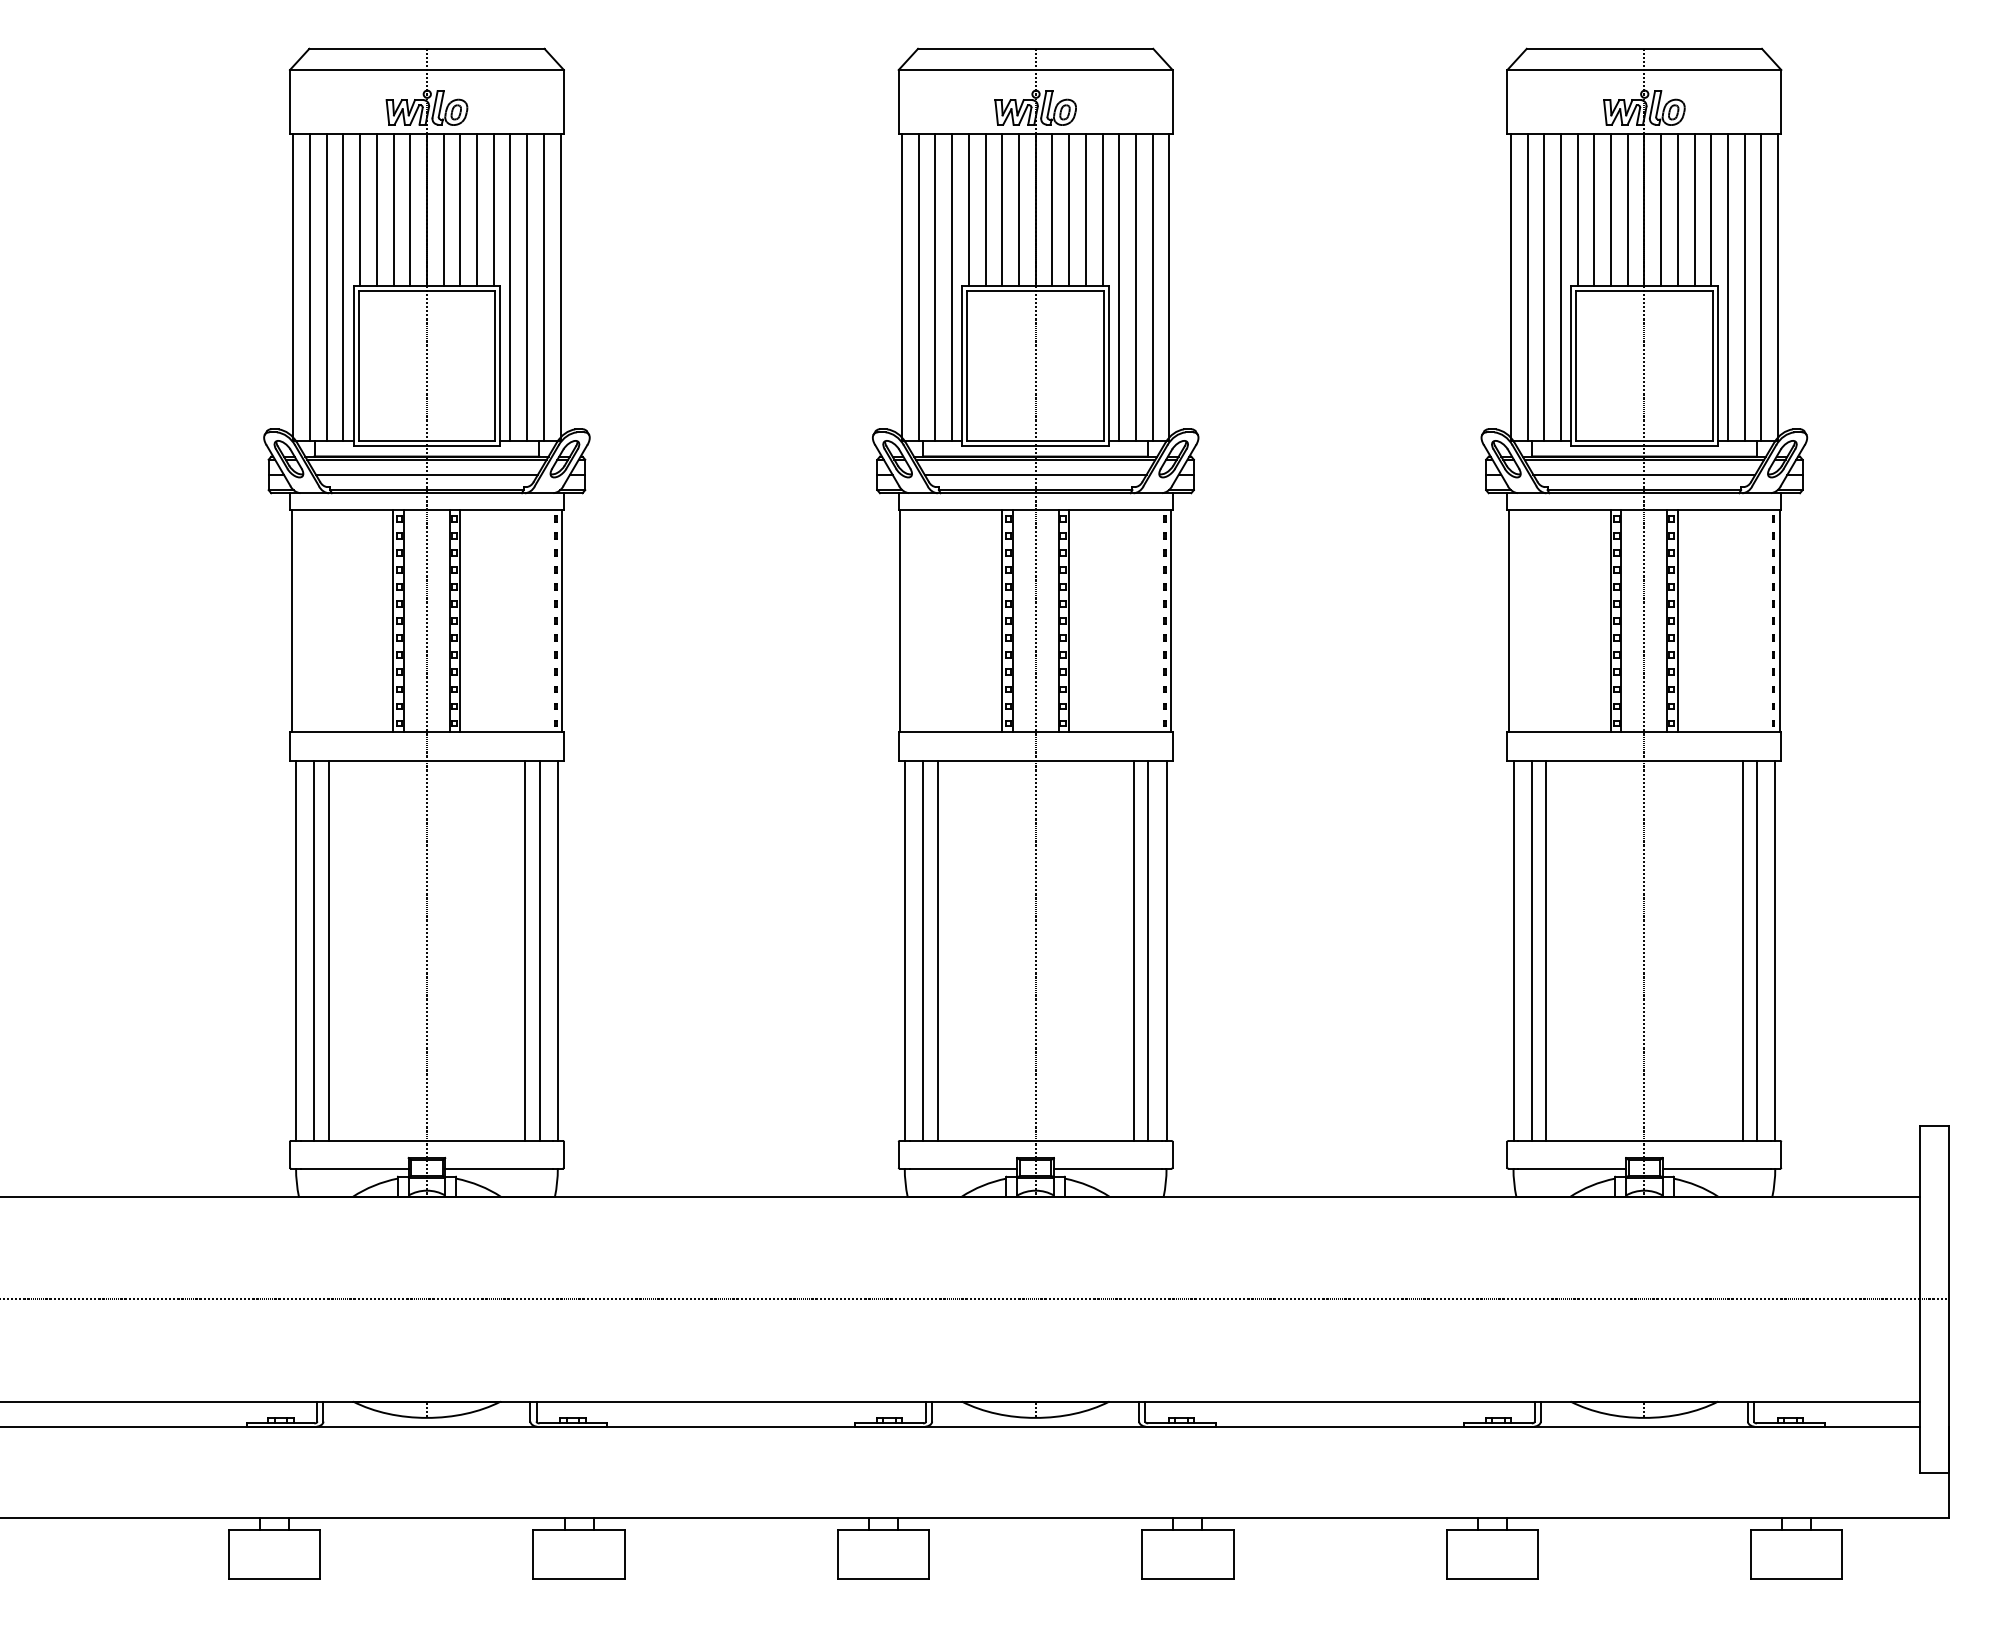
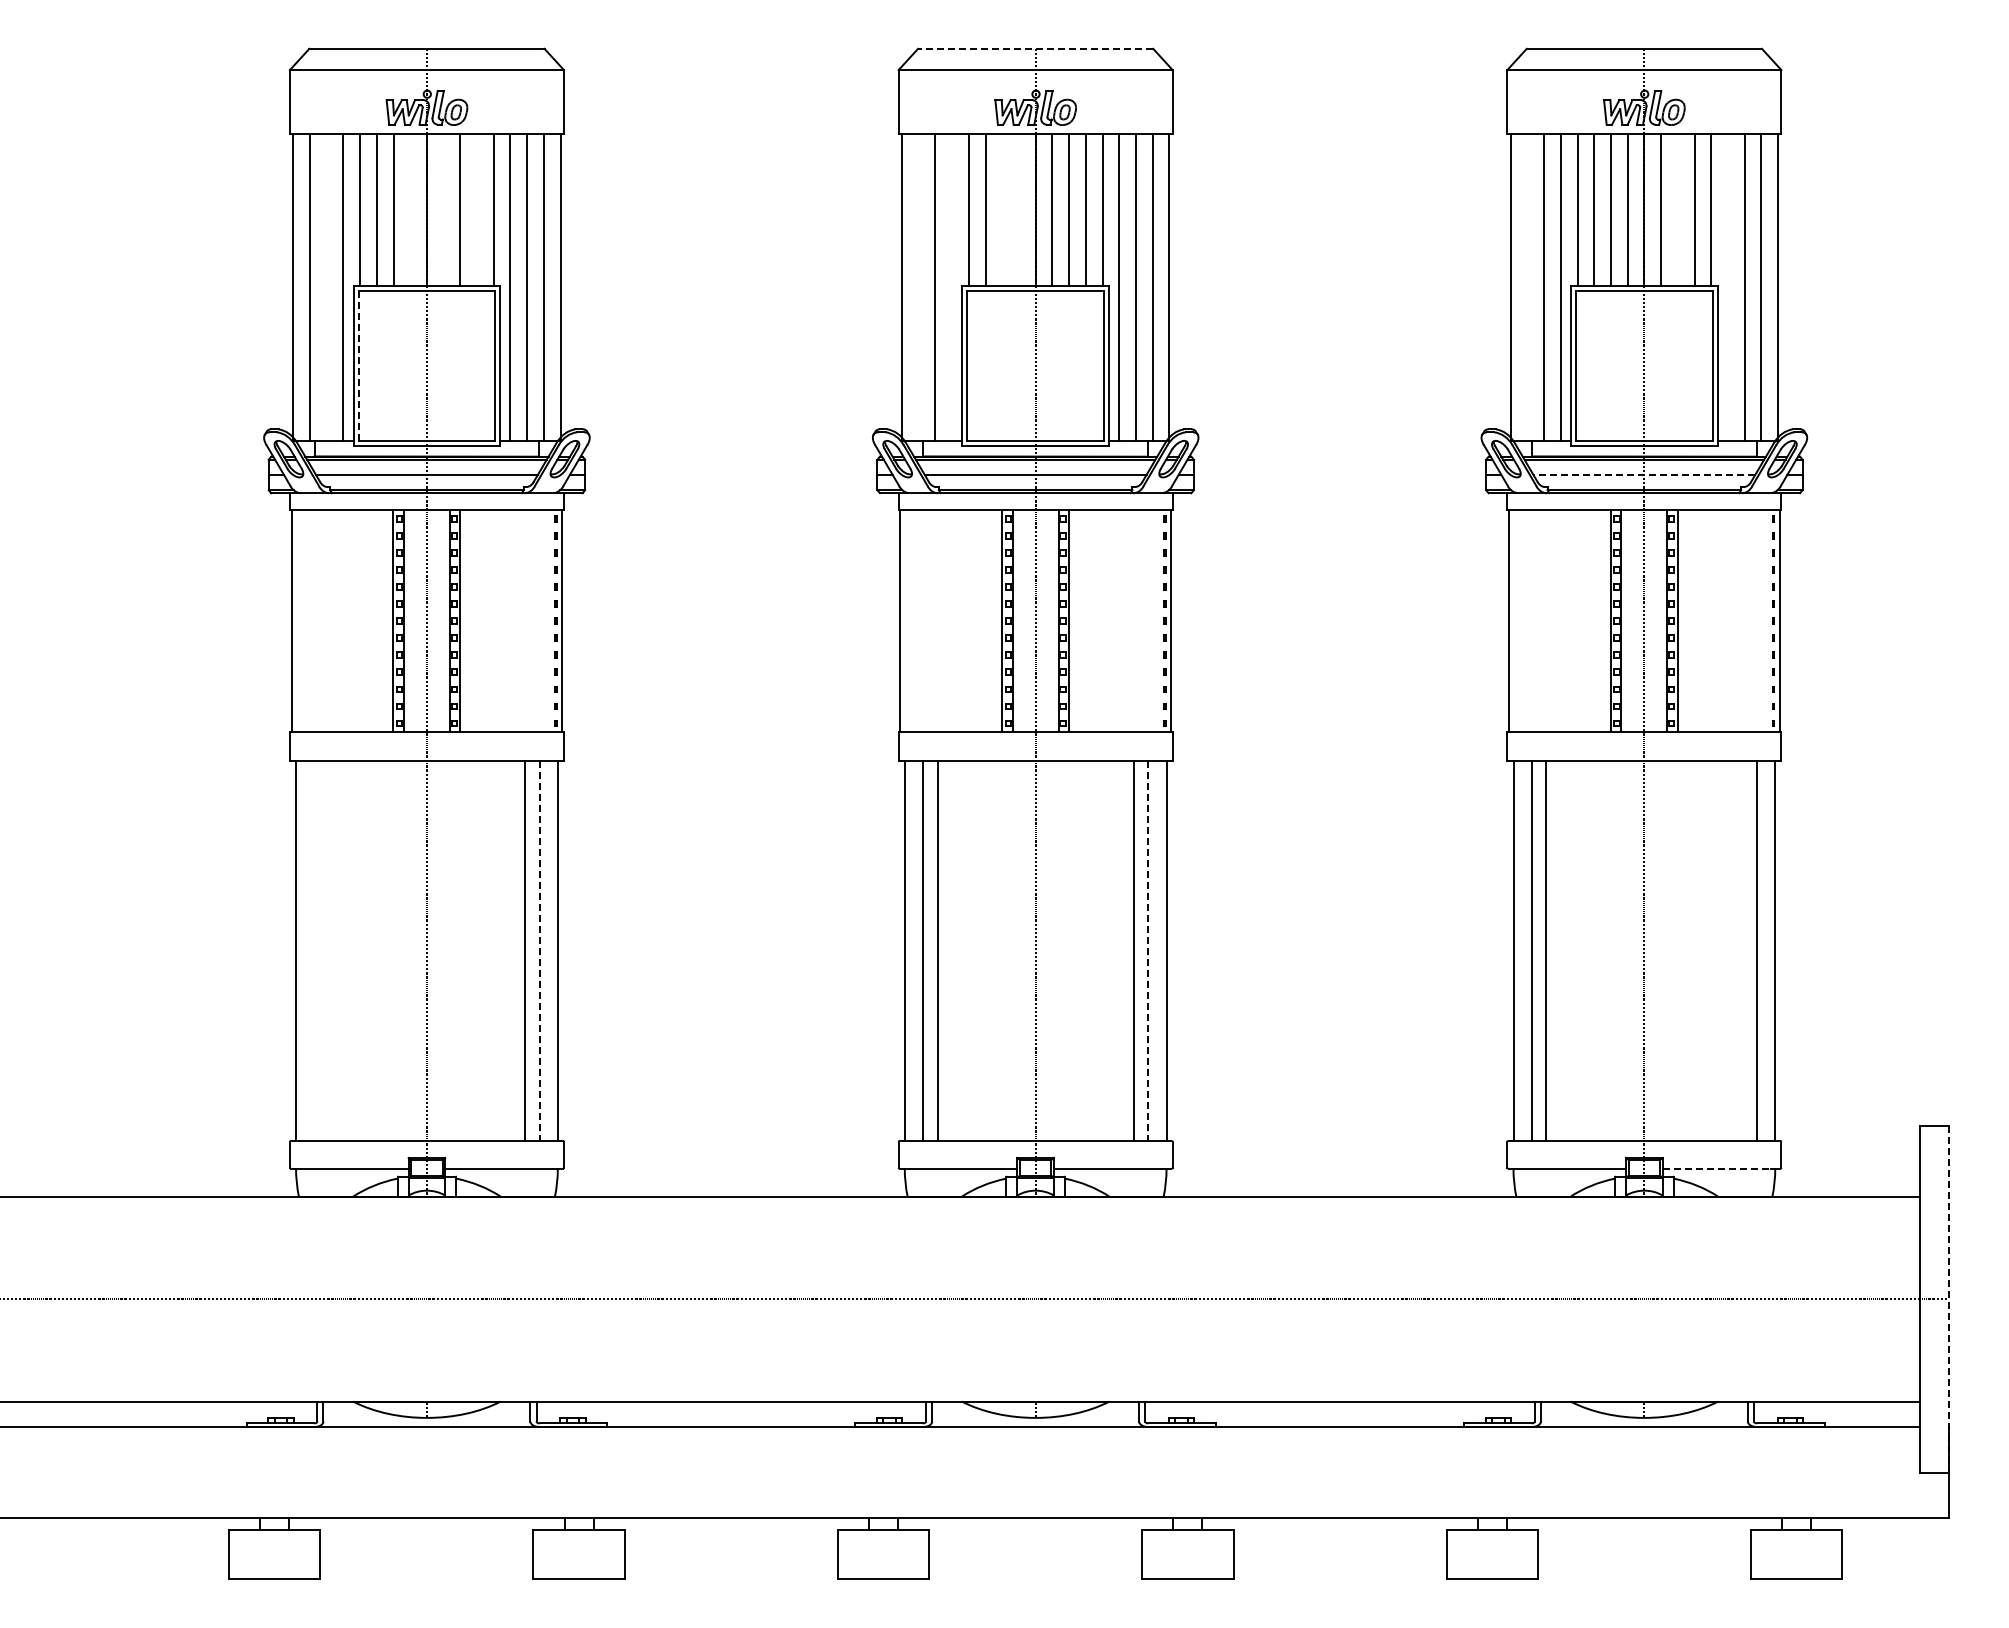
line: solid -> dashed (1035, 48)
line: present -> none (410, 209)
line: present -> none (443, 209)
line: present -> none (477, 209)
line: present -> none (1002, 209)
line: present -> none (1018, 209)
line: present -> none (1677, 209)
line: present -> none (326, 286)
line: present -> none (918, 286)
line: present -> none (952, 286)
line: present -> none (1527, 286)
line: present -> none (1727, 286)
line: solid -> dashed (358, 365)
line: solid -> dashed (1644, 474)
line: present -> none (314, 950)
line: present -> none (328, 950)
line: present -> none (1742, 950)
line: solid -> dashed (539, 951)
line: solid -> dashed (1148, 951)
line: solid -> dashed (1716, 1168)
line: solid -> dashed (1948, 1299)
